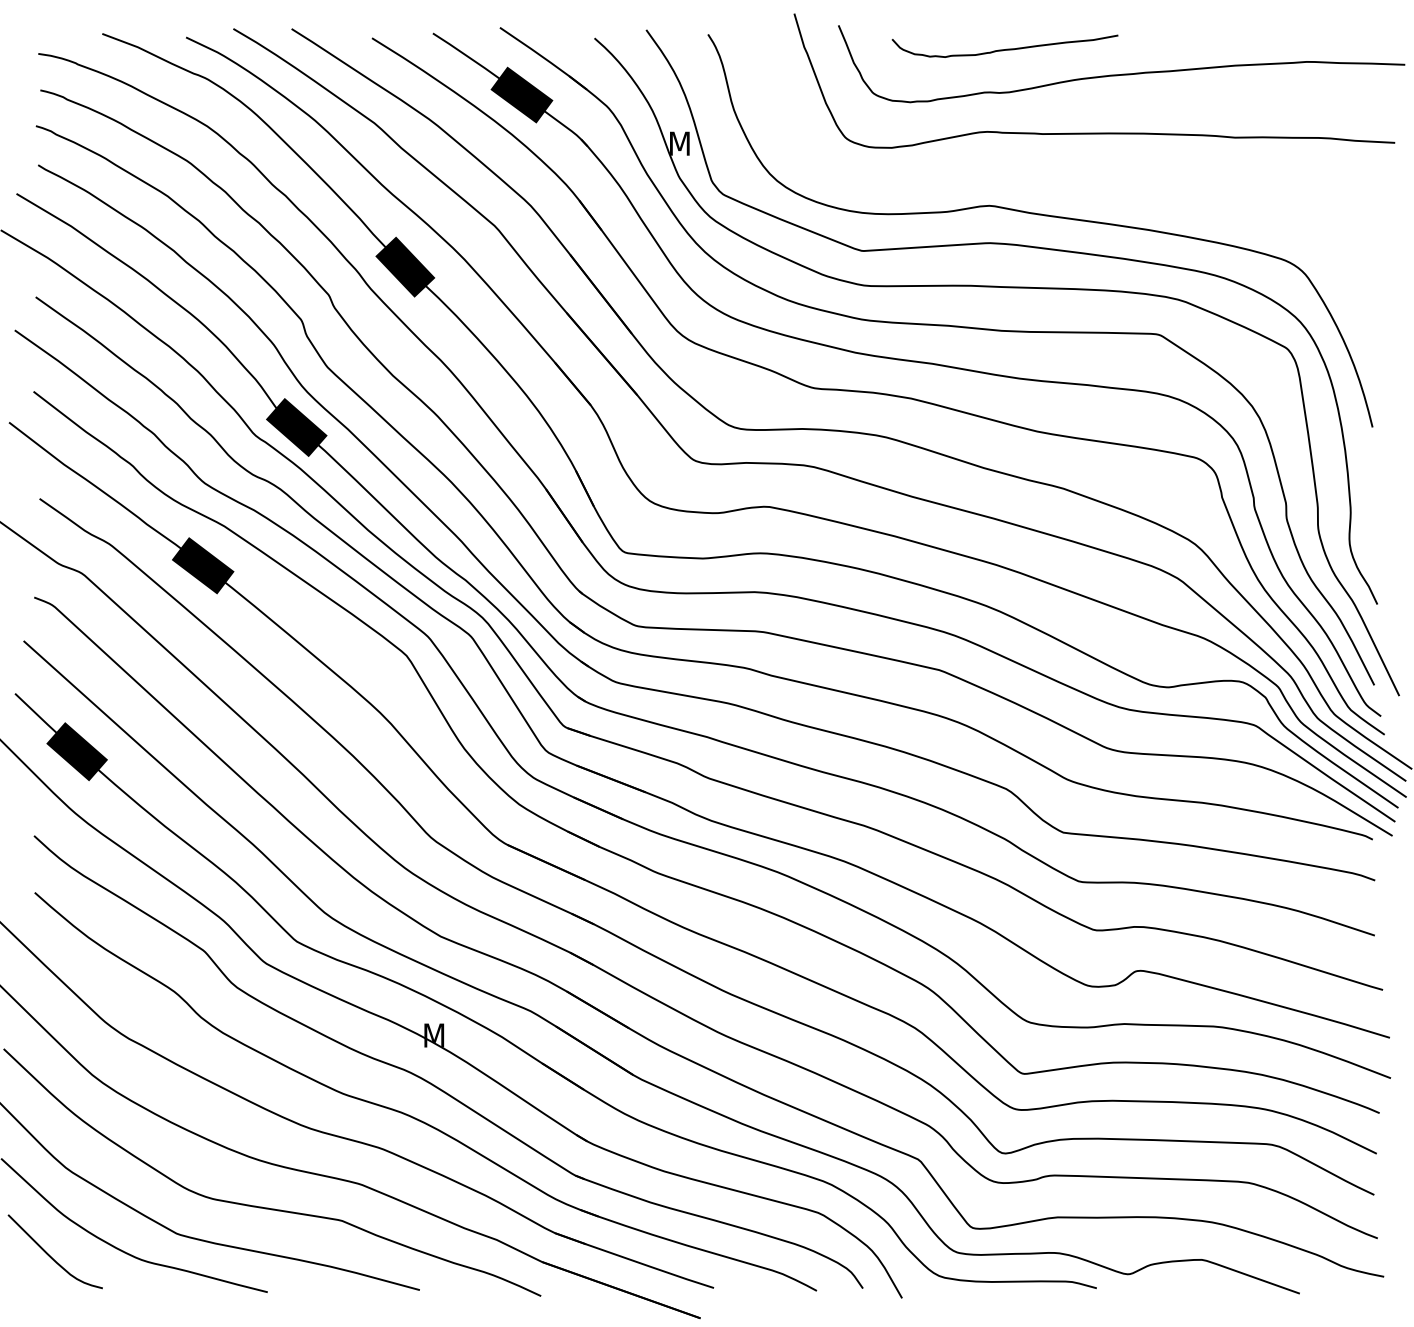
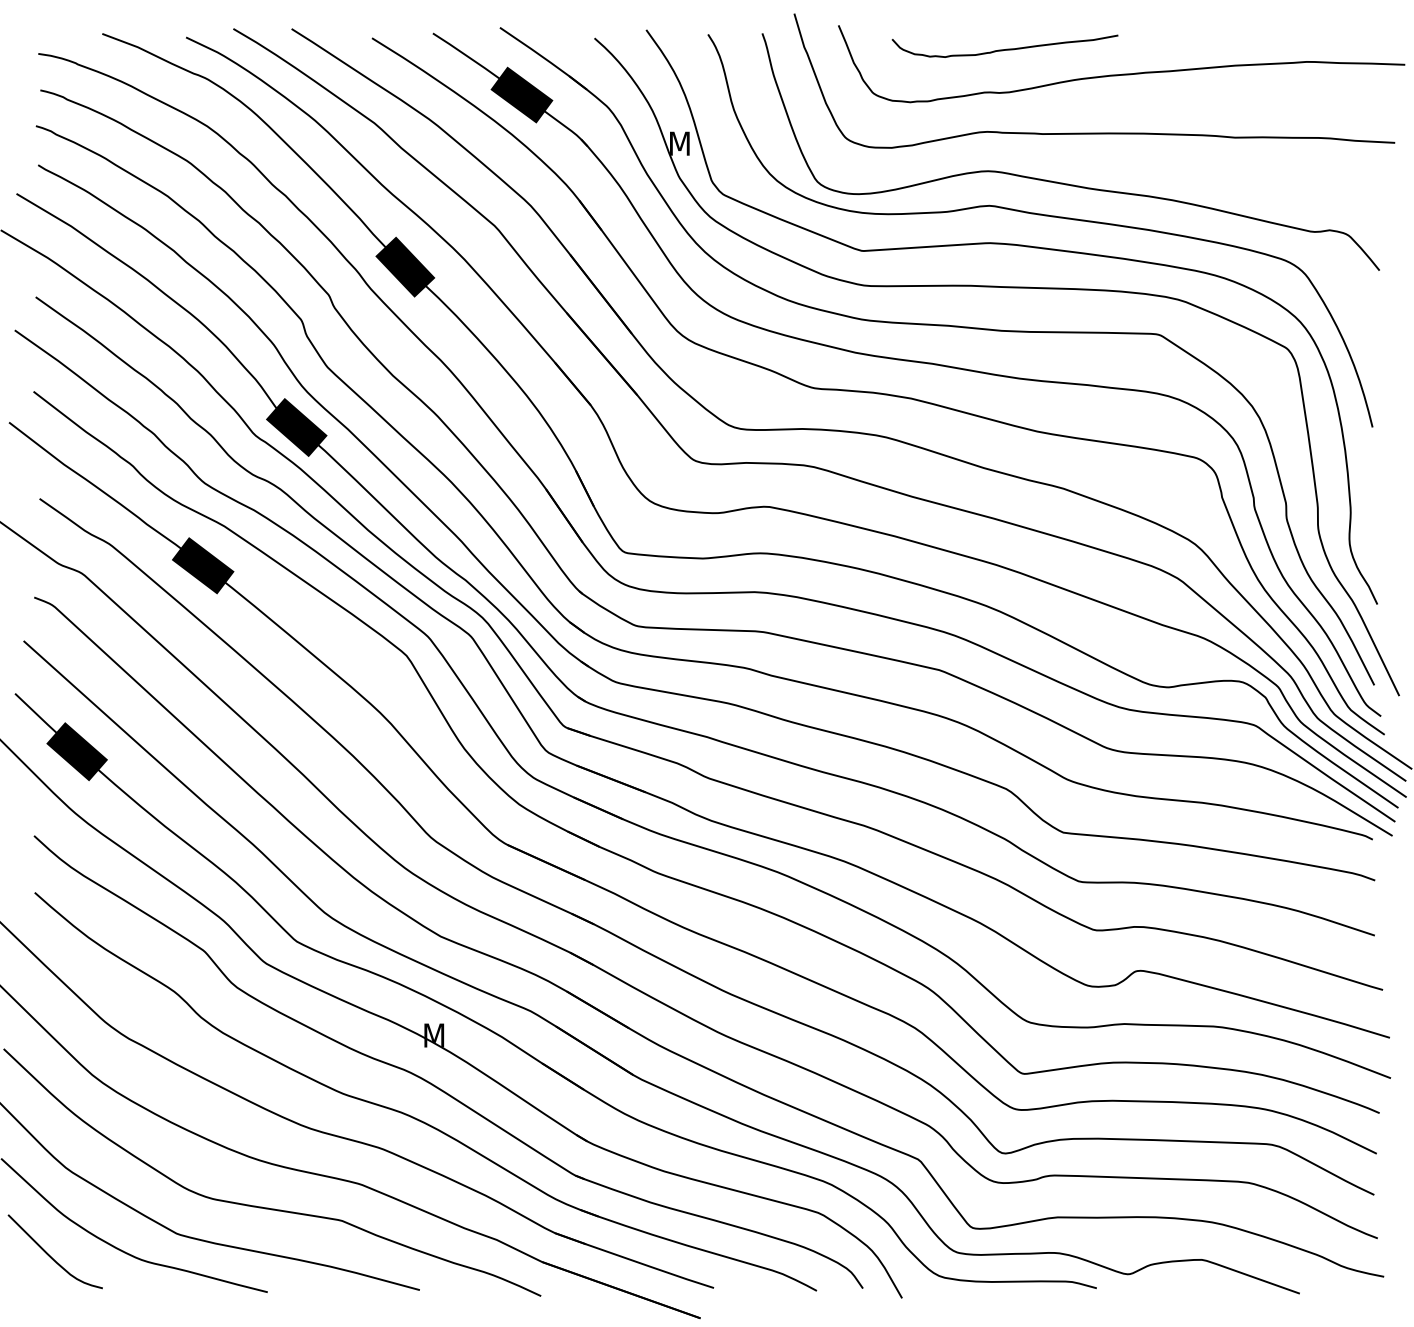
curve: none -> present (1062, 182)
